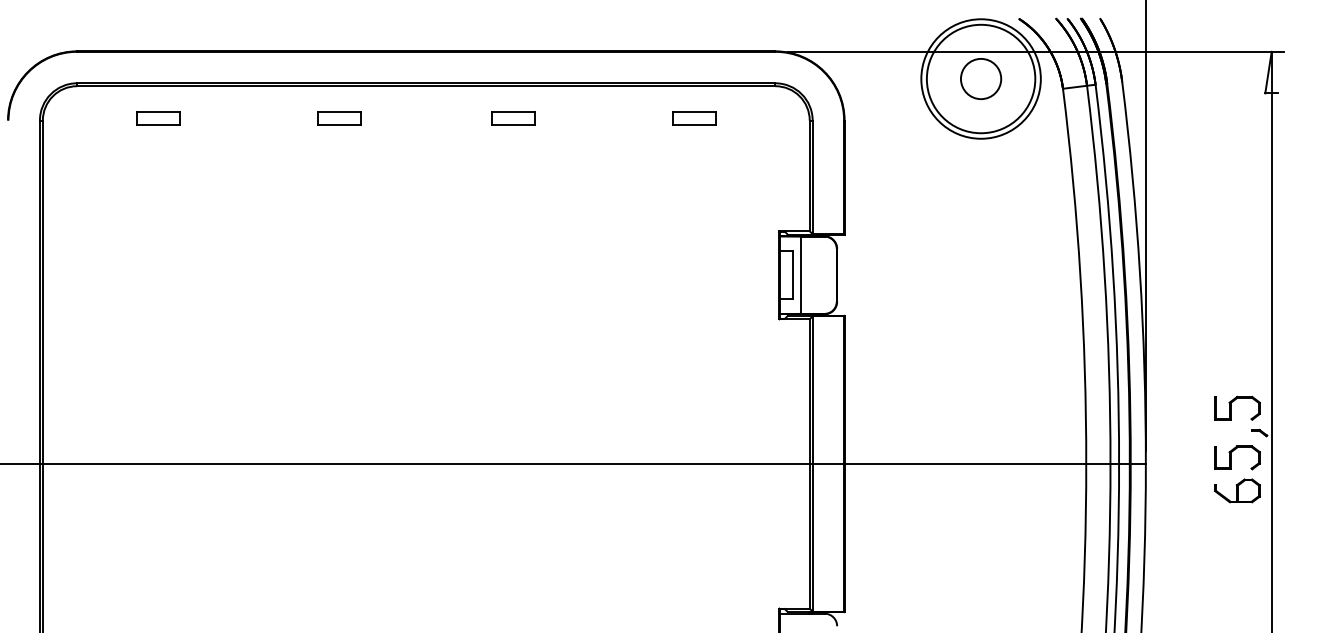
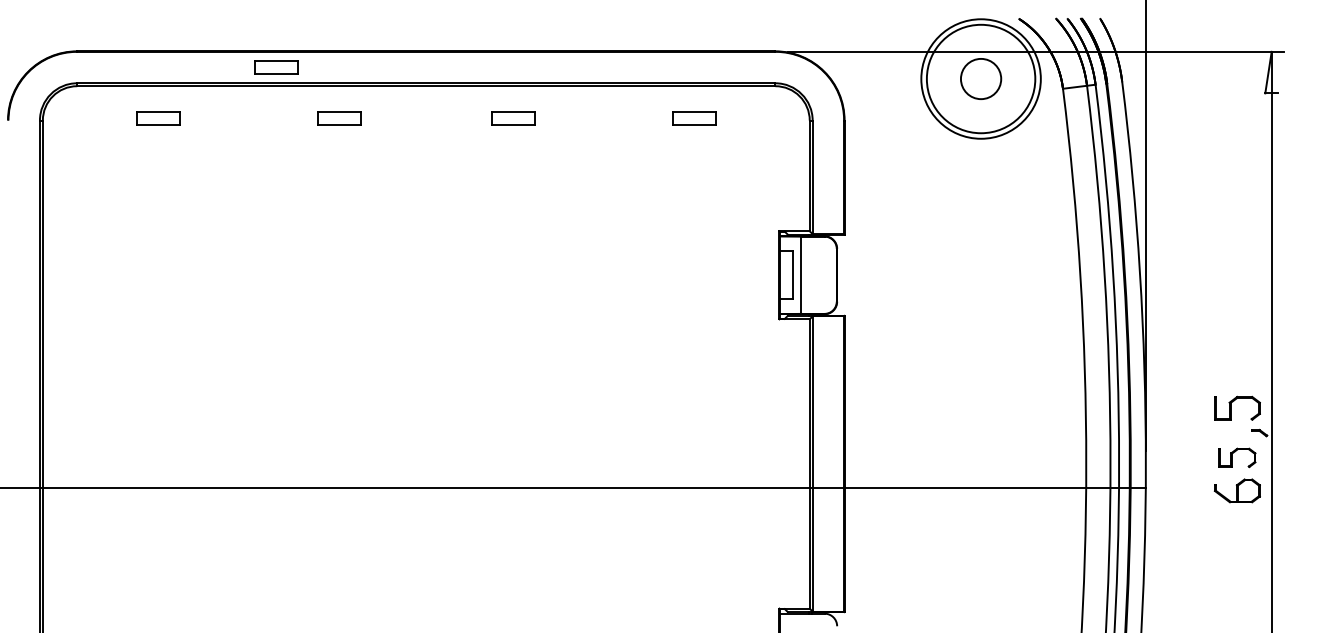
part: none -> present (276, 67)
part size: 47x26 px -> 39x22 px (1237, 457)
line position: (573, 463) -> (573, 487) (573, 487)
